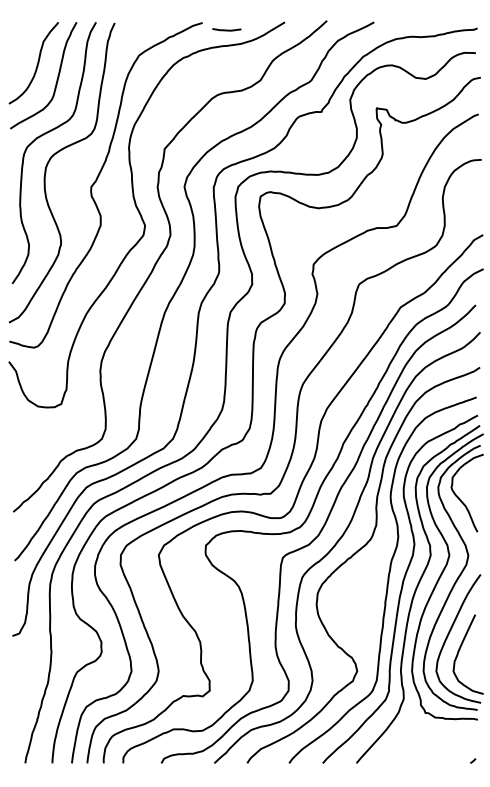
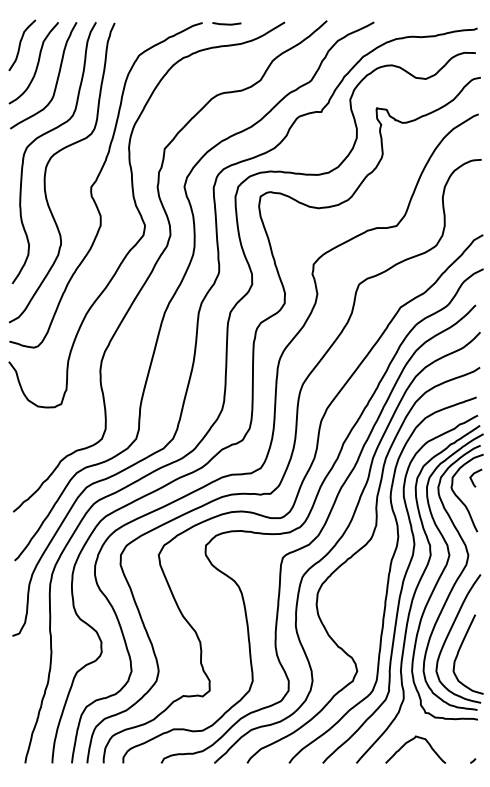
line position: (226, 29) -> (226, 23) (226, 23)
curve: none -> present (20, 45)
line: none -> present (473, 475)
curve: none -> present (409, 742)
